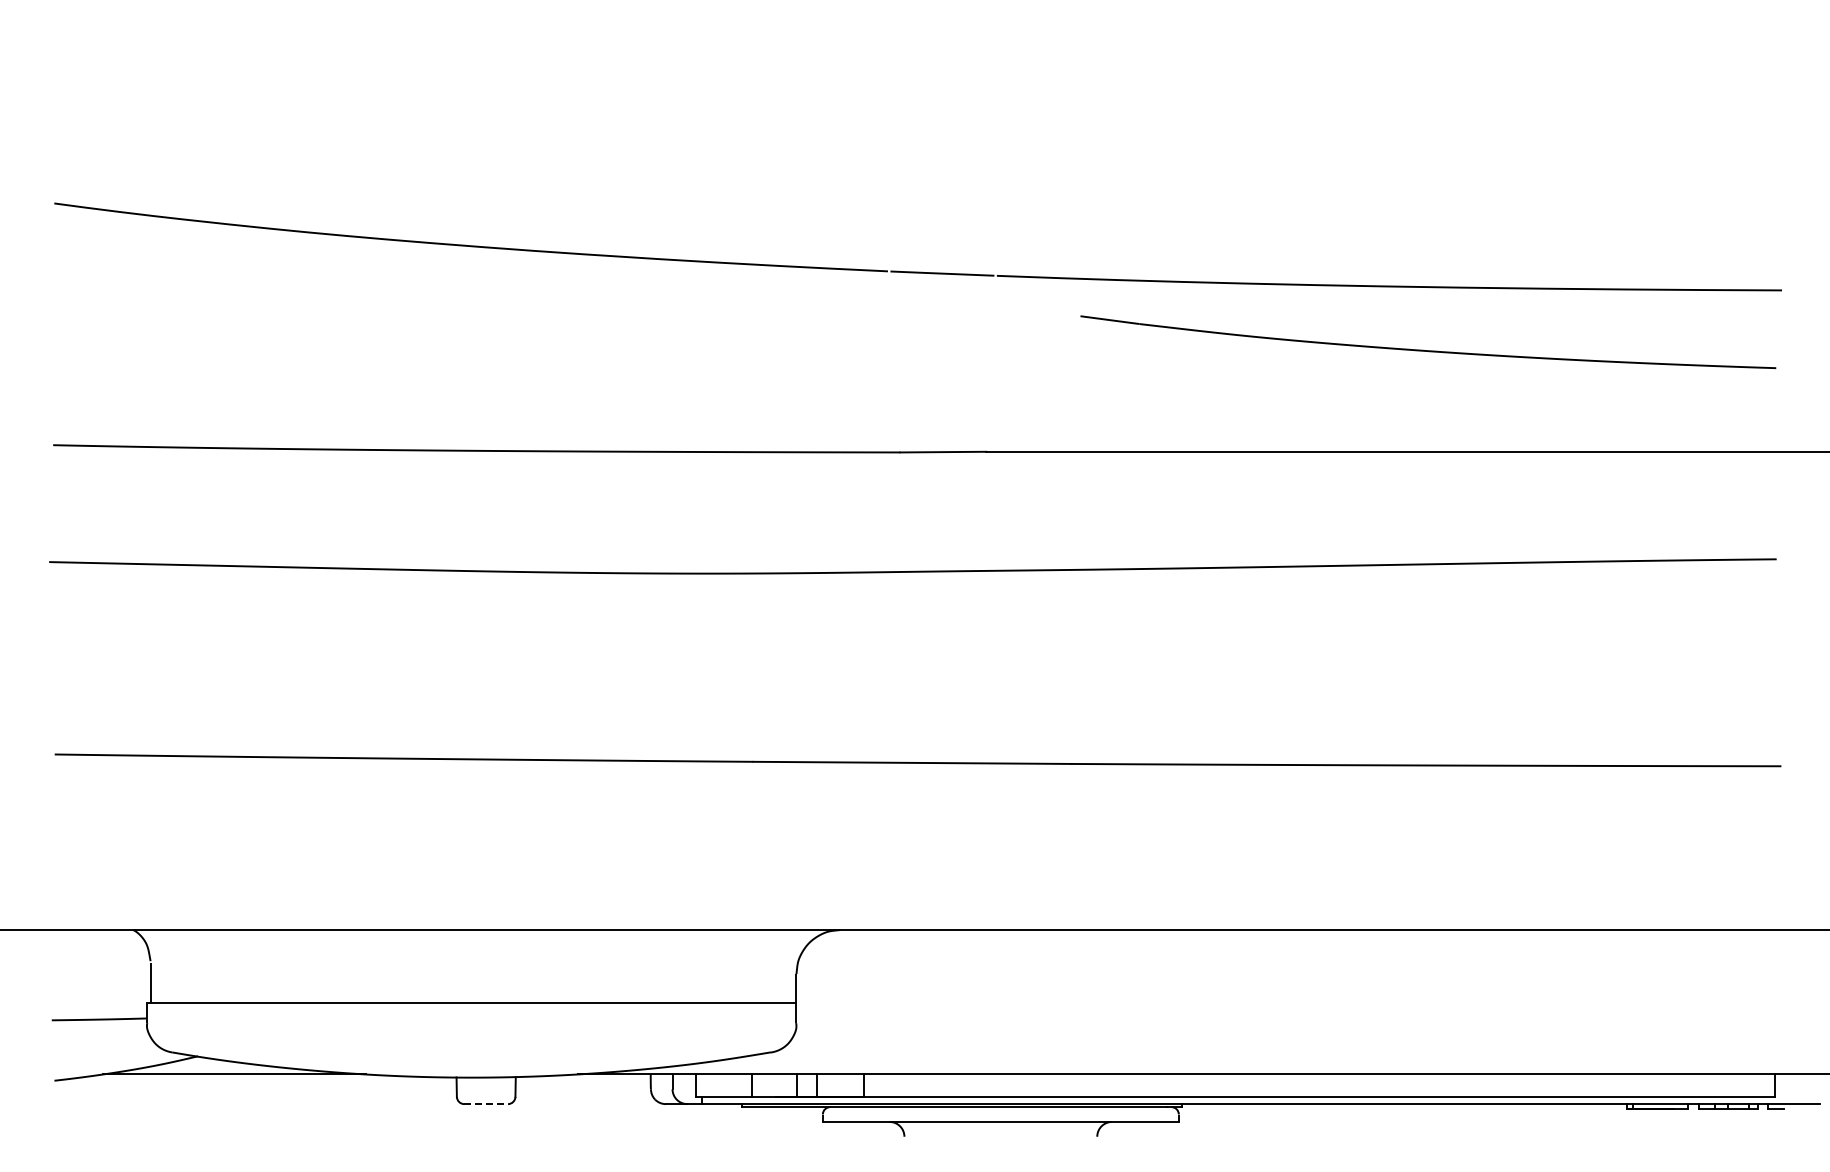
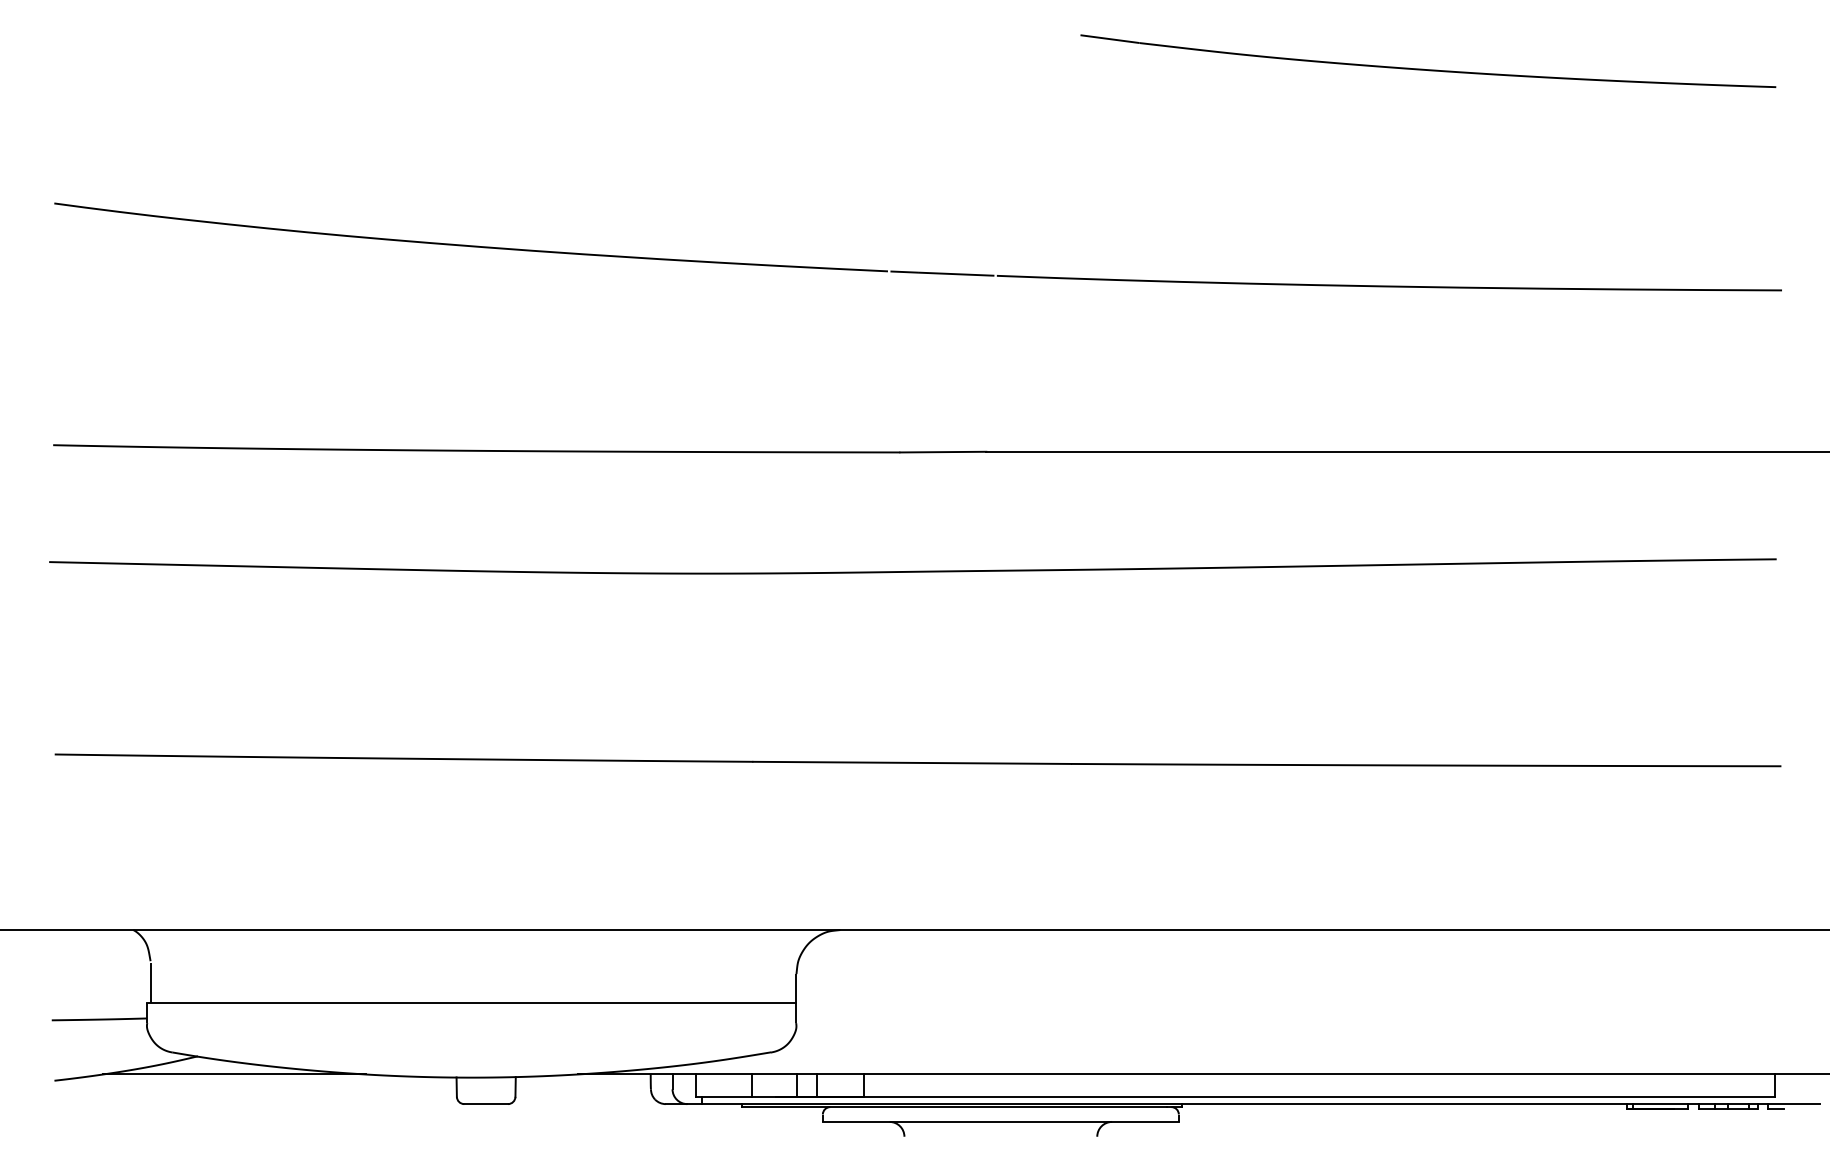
part position: (1428, 350) -> (1428, 69) (1428, 69)
line: dashed -> solid (486, 1104)
